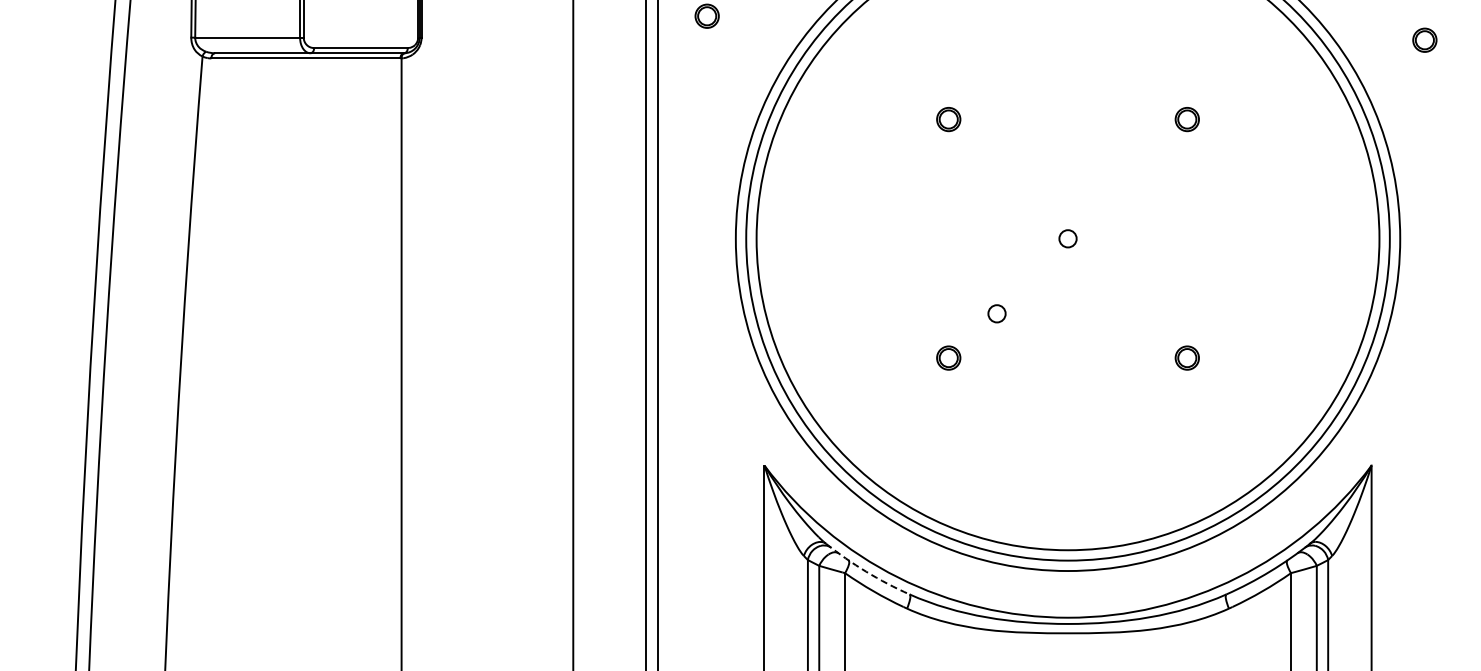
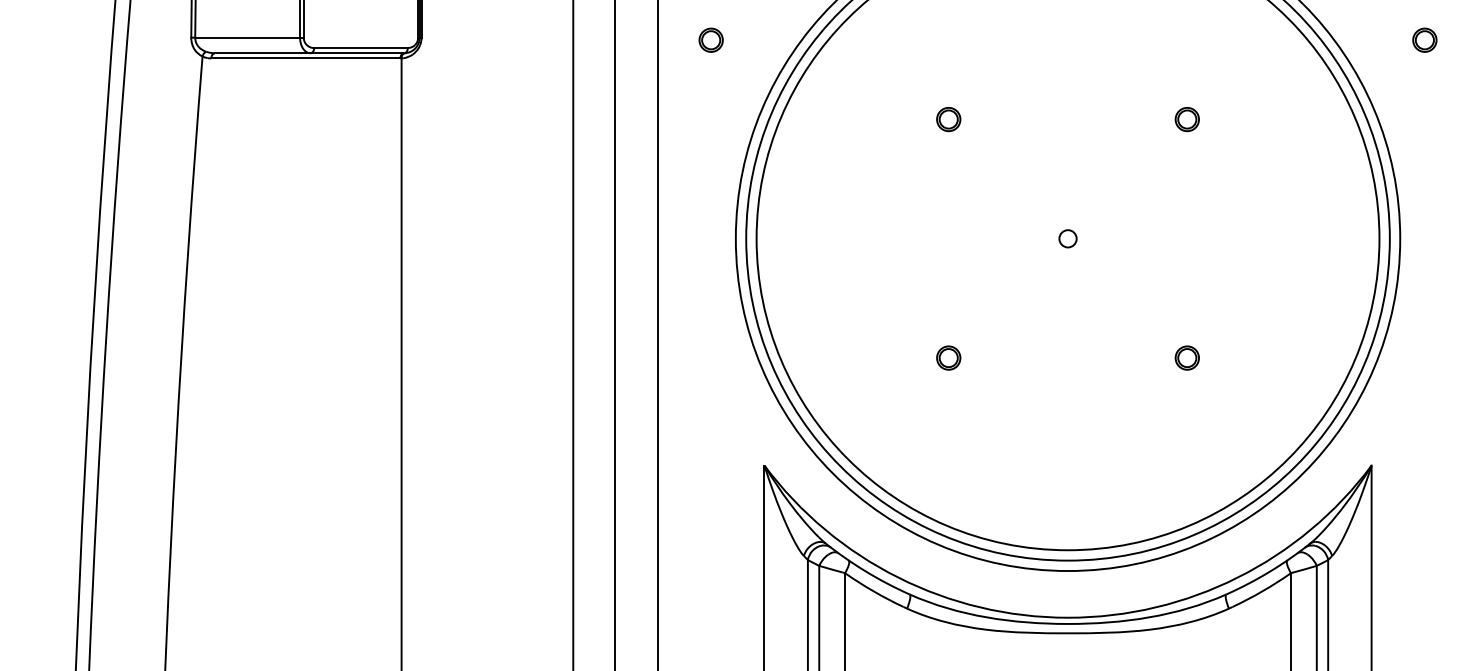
part position: (706, 15) -> (710, 39) (710, 39)
circle: present -> none (996, 313)
line position: (645, 334) -> (614, 334) (614, 334)
arc: dashed -> solid (866, 571)
